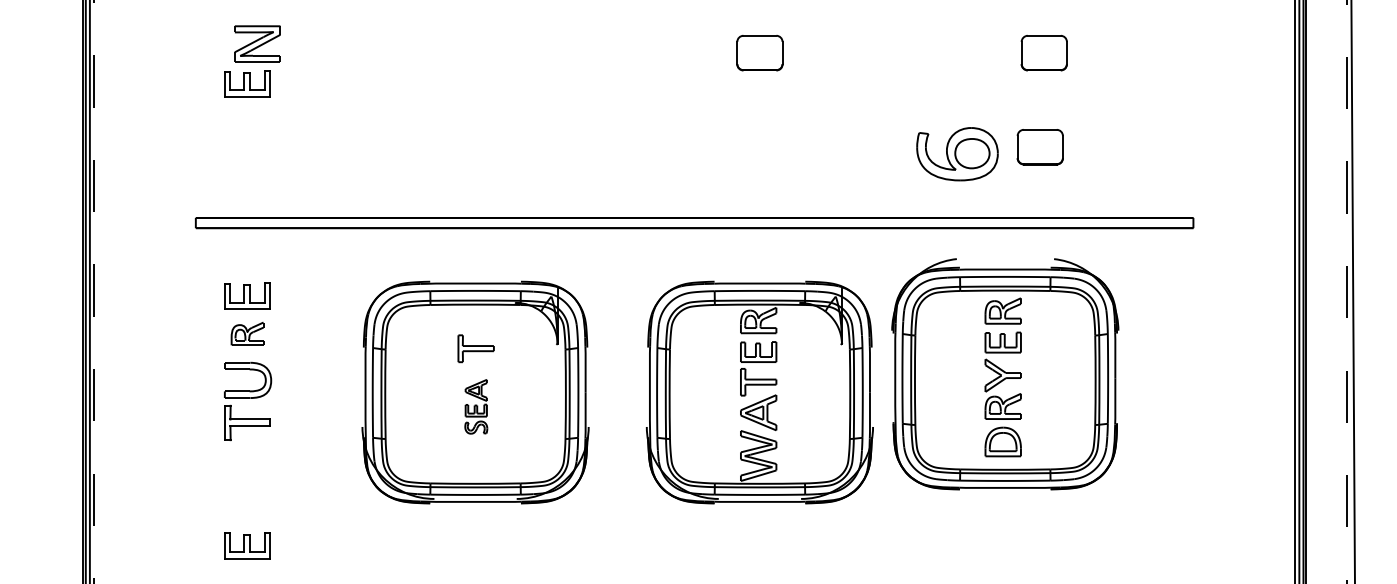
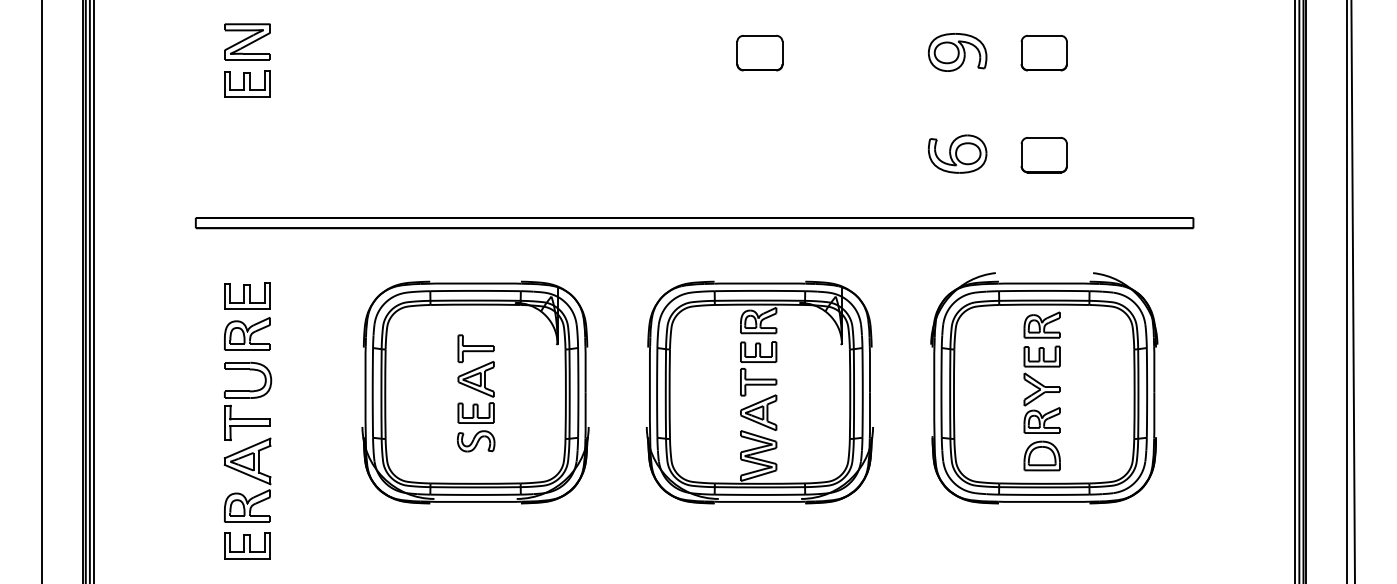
part position: (257, 43) -> (247, 41) (247, 41)
part: none -> present (957, 52)
part position: (1039, 147) -> (1043, 155) (1043, 155)
part size: 83x55 px -> 60x40 px (957, 153)
line: none -> present (41, 291)
line: dashed -> solid (94, 291)
line: dashed -> solid (1347, 292)
part size: 35x24 px -> 47x34 px (247, 333)
part position: (1005, 374) -> (1044, 388) (1044, 388)
part size: 25x56 px -> 39x92 px (476, 406)
part: none -> present (247, 479)
